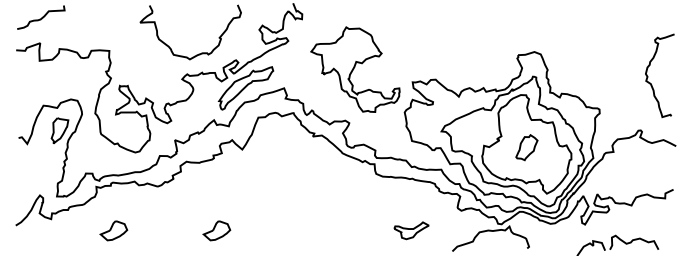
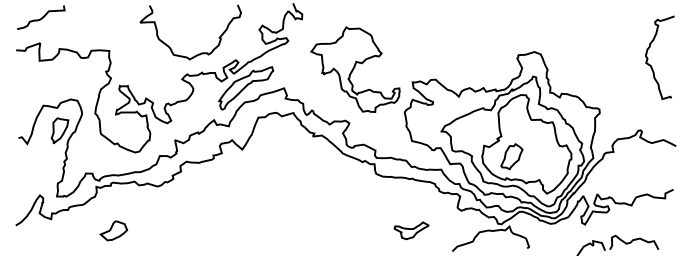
curve position: (648, 76) -> (648, 58) (648, 58)
part position: (526, 147) -> (511, 156) (511, 156)
part: present -> none (216, 230)
